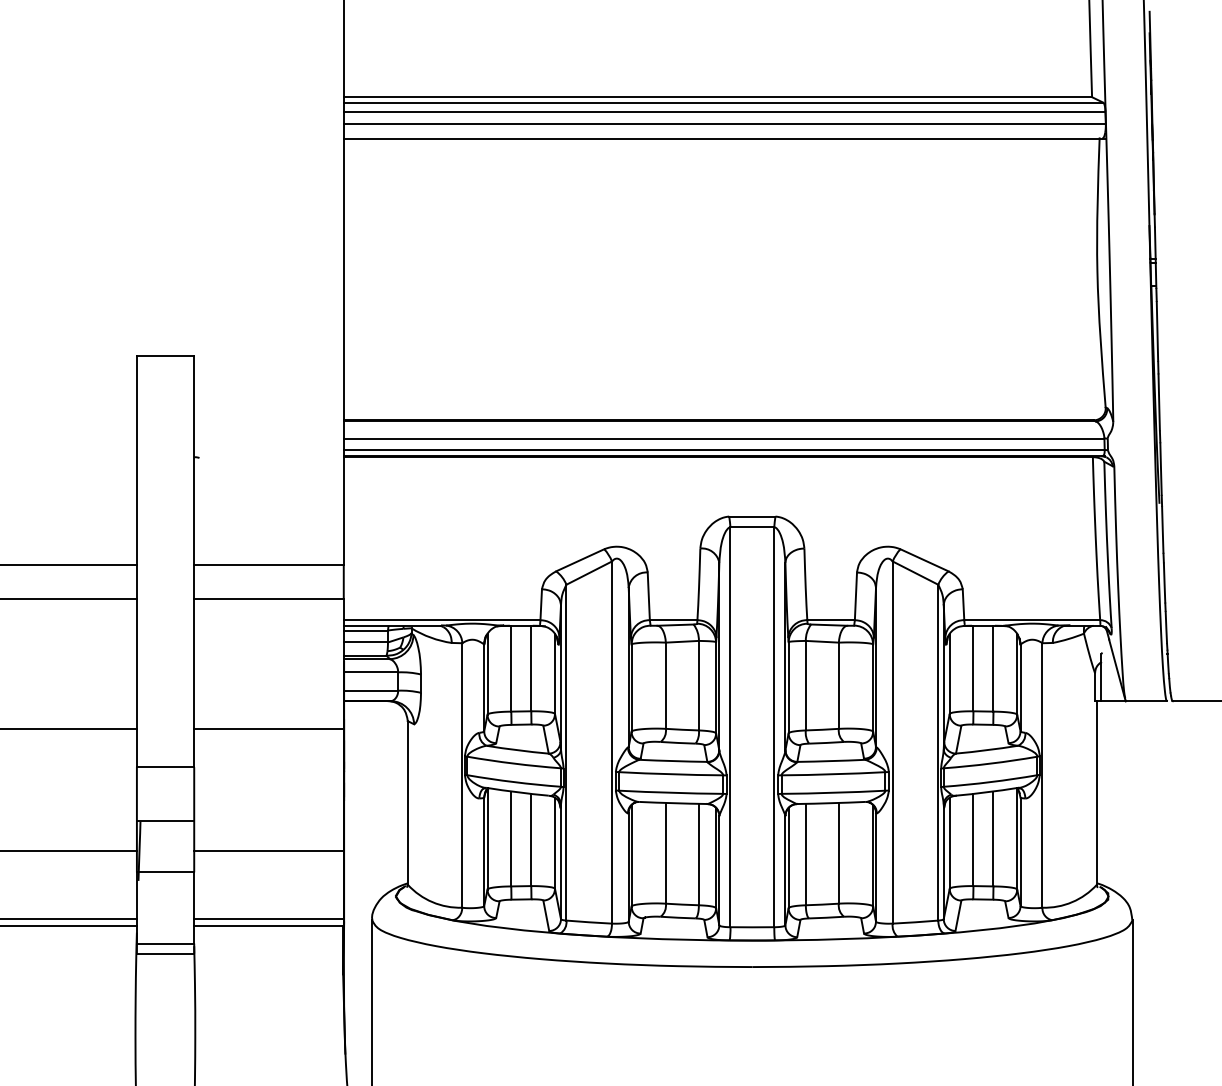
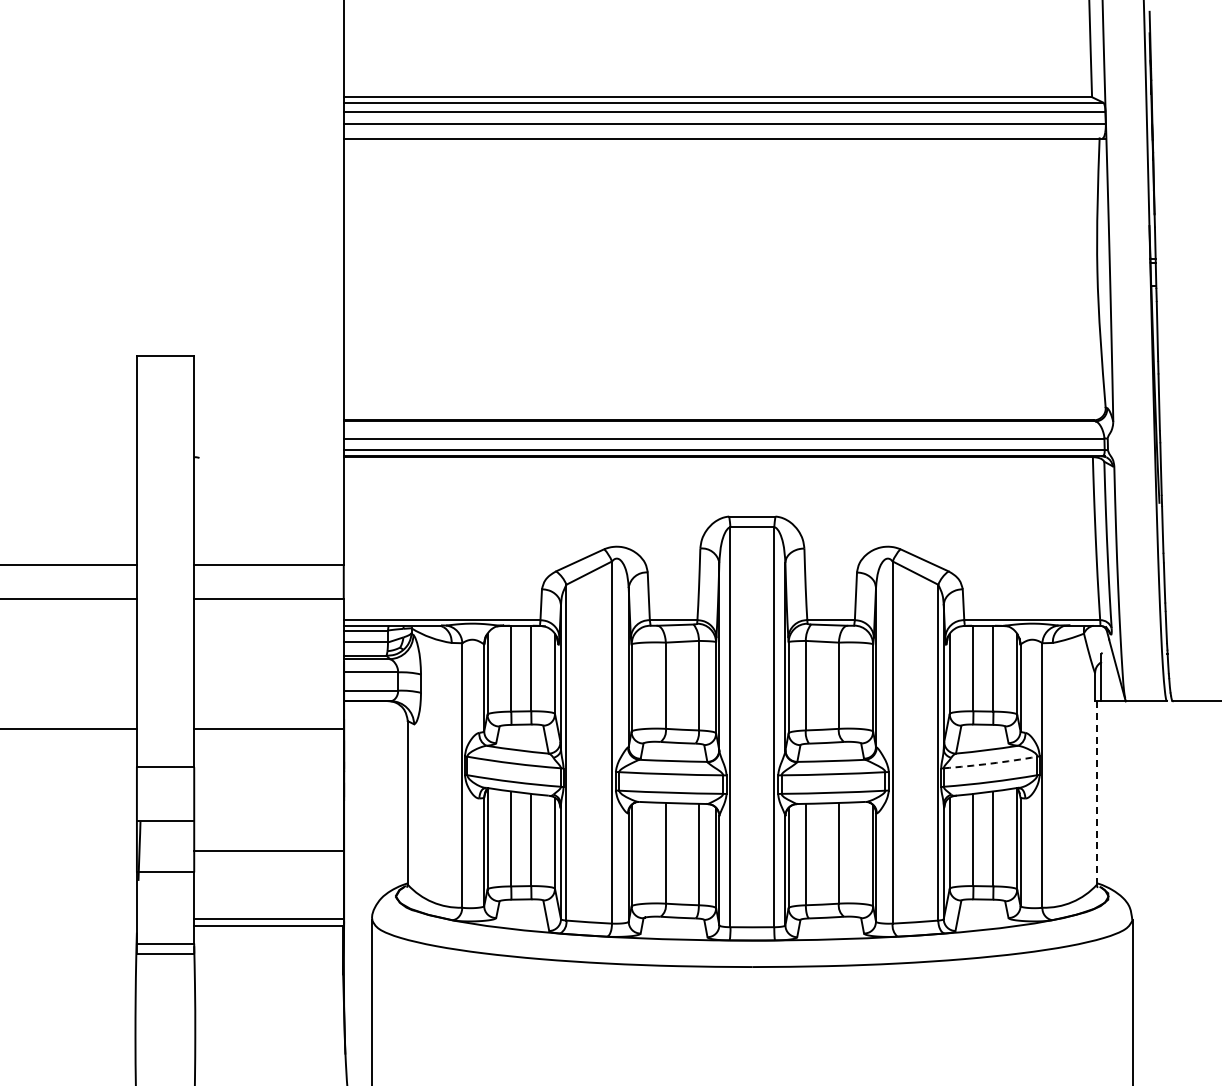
arc: solid -> dashed (990, 763)
line: solid -> dashed (1096, 792)
line: present -> none (69, 851)
line: present -> none (69, 918)
line: present -> none (69, 925)
